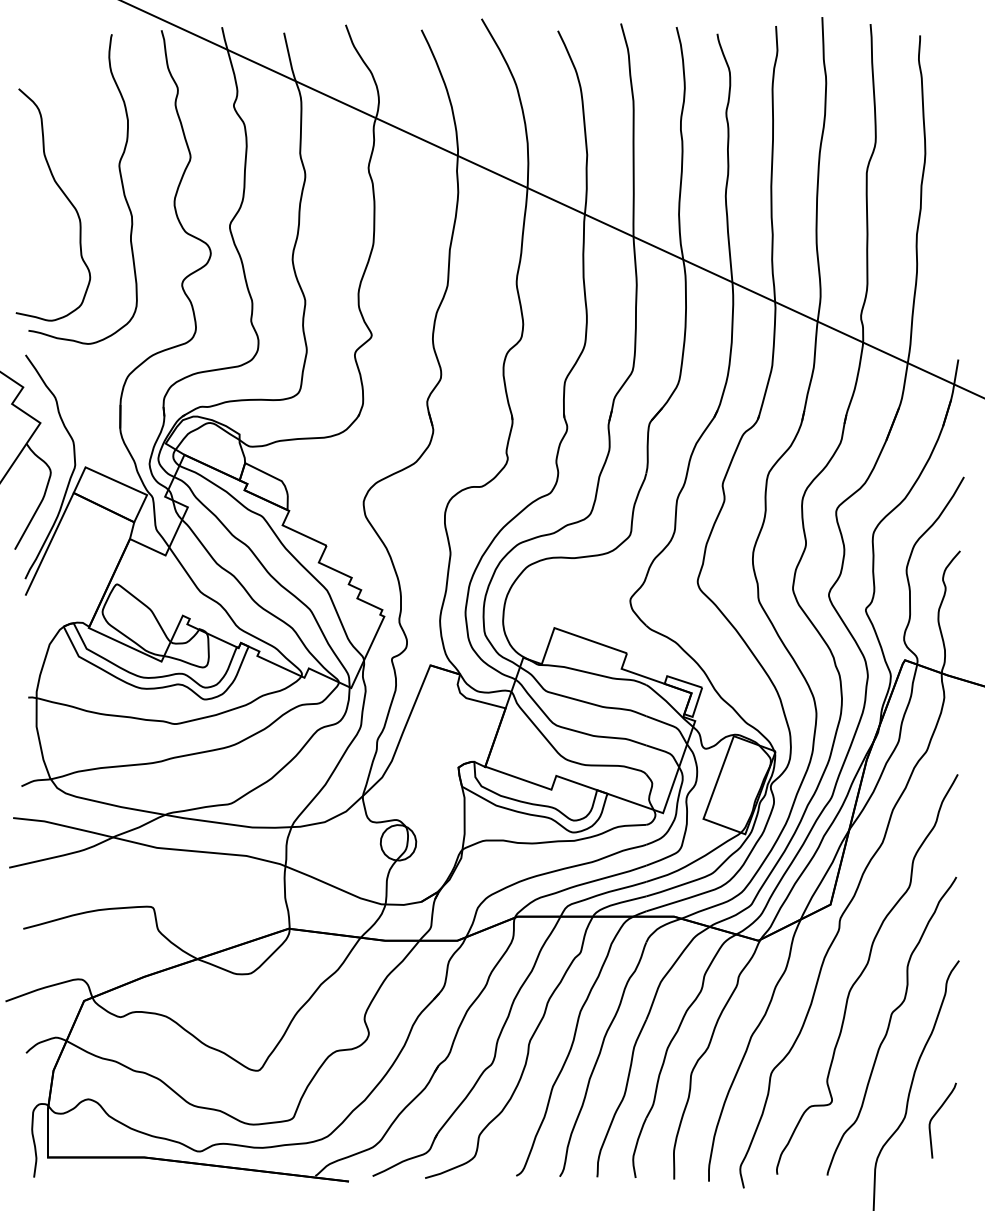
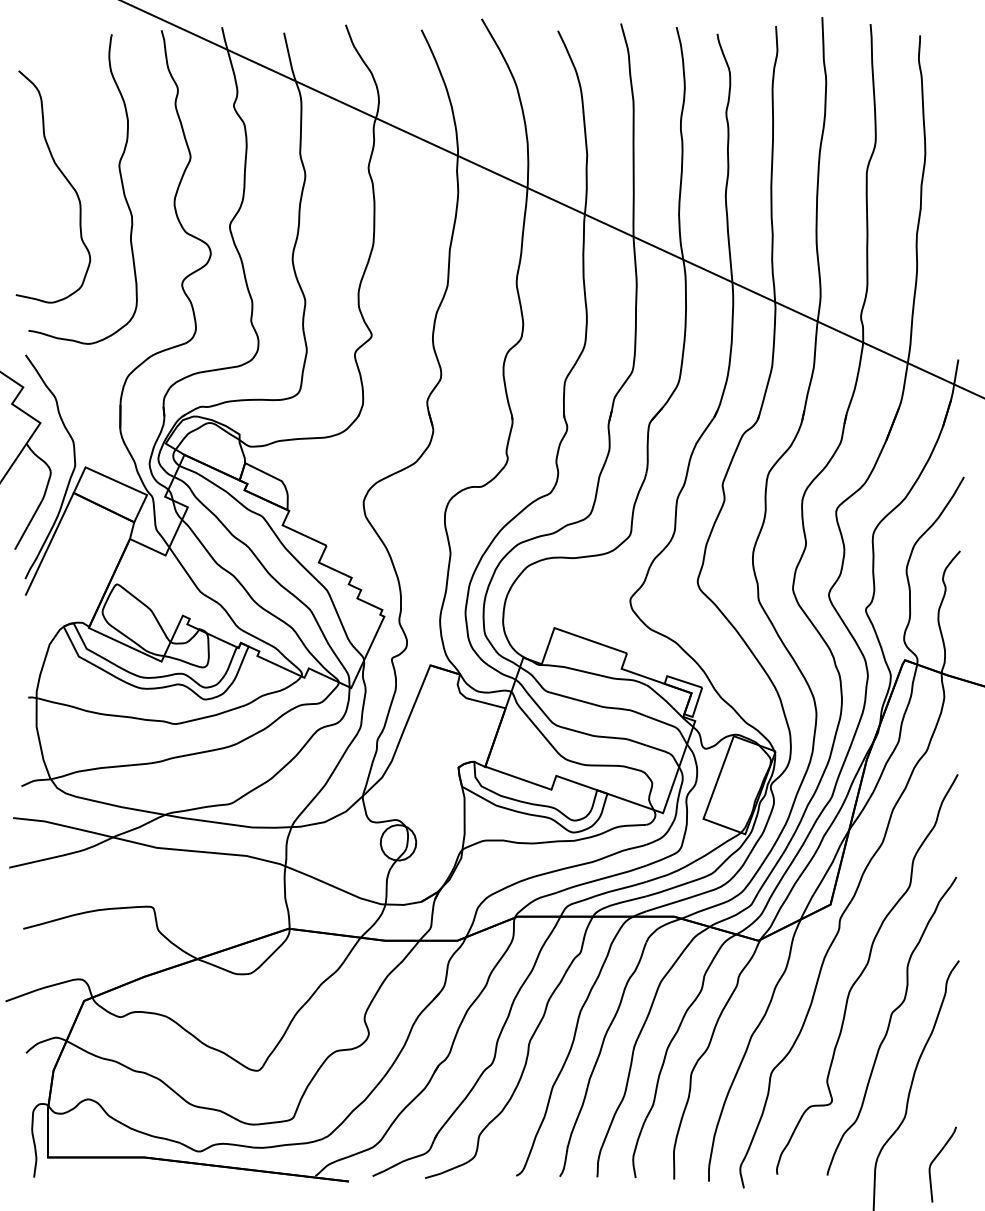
curve position: (65, 197) -> (65, 179) (65, 179)
curve position: (936, 1114) -> (936, 1158) (936, 1158)
